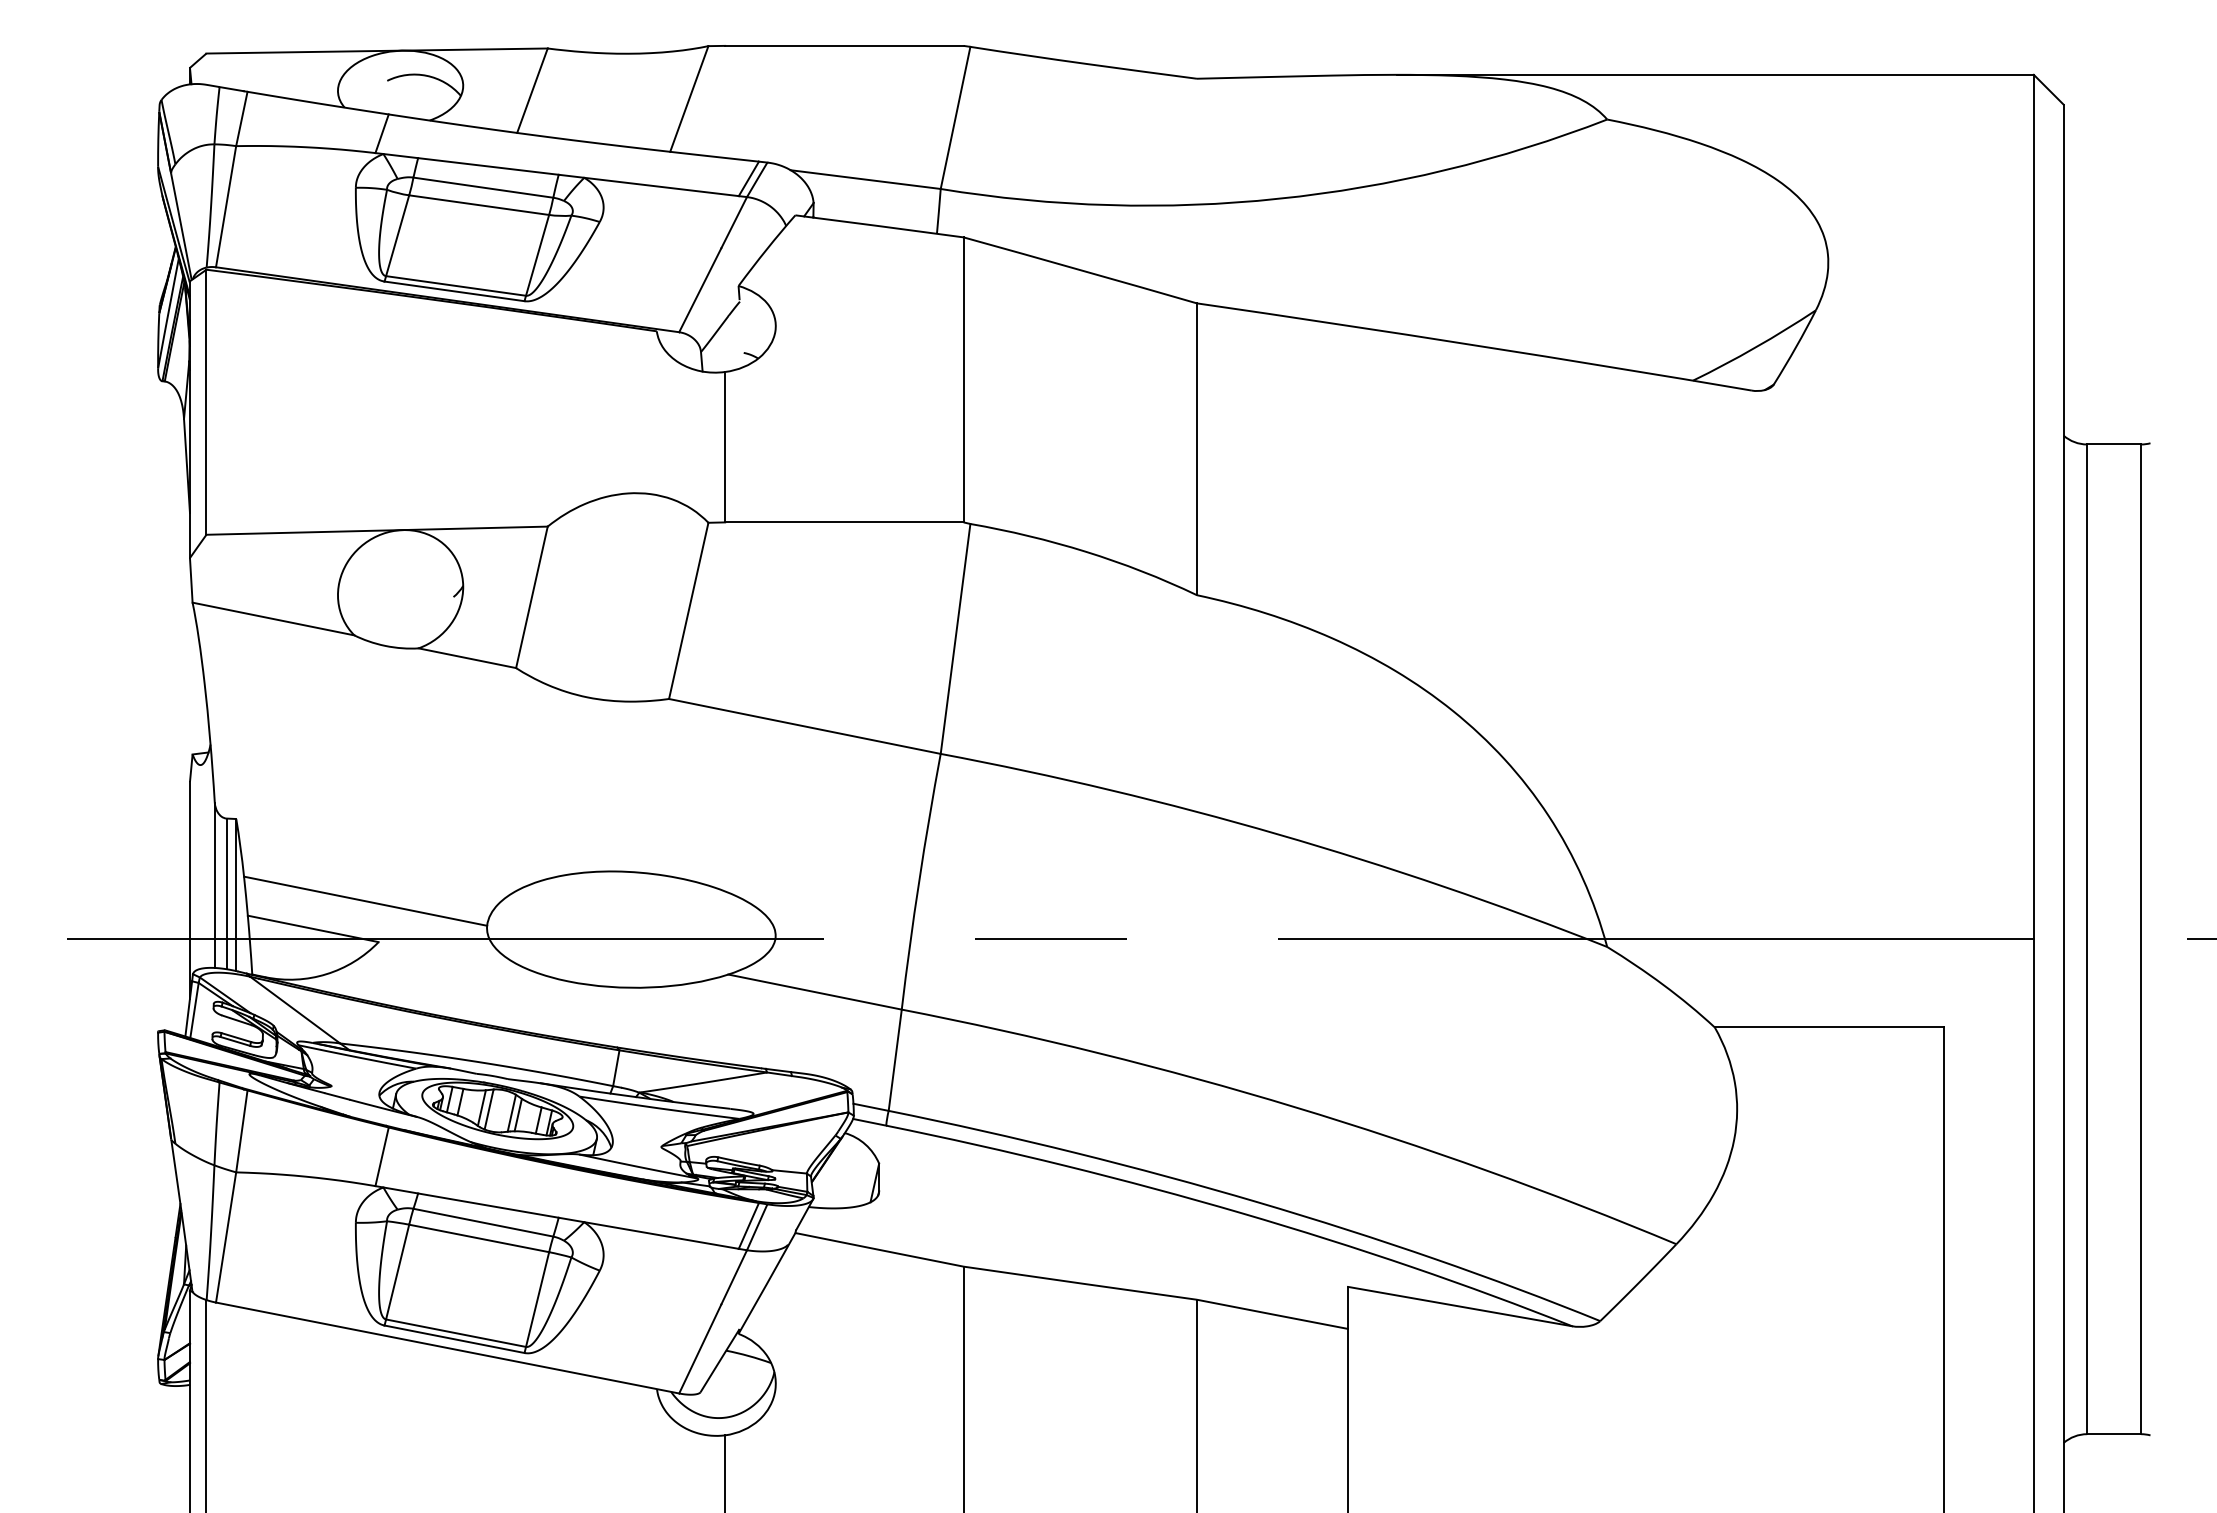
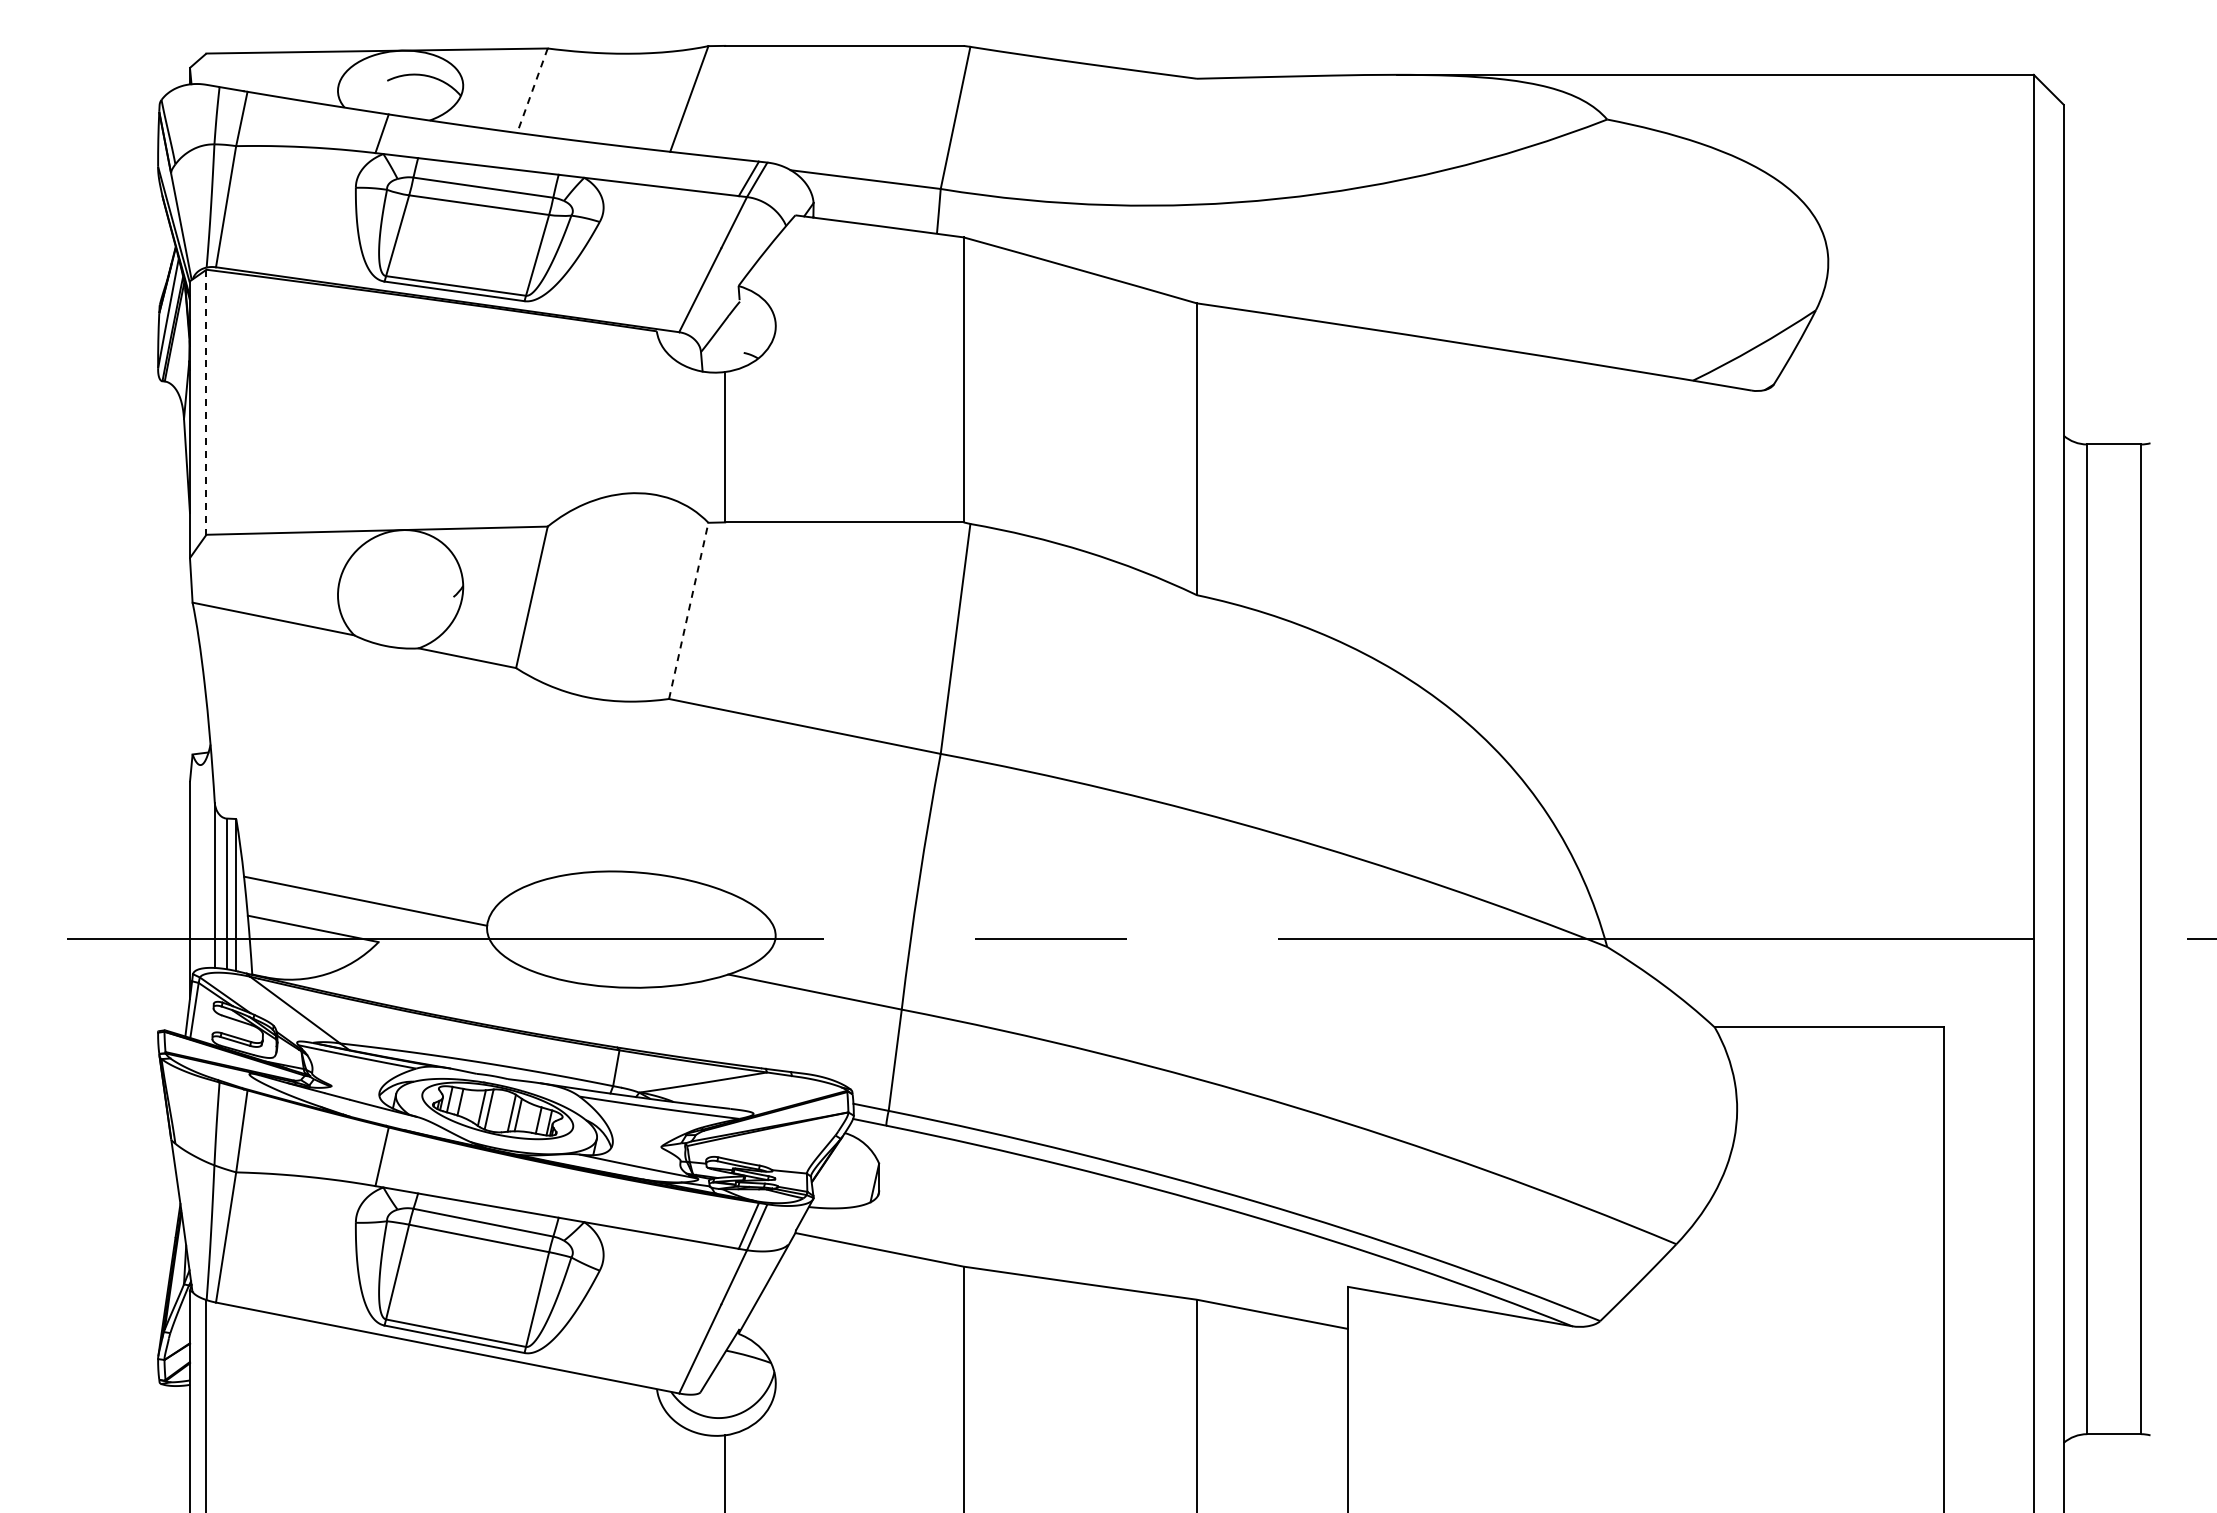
line: solid -> dashed (532, 90)
line: solid -> dashed (206, 402)
line: solid -> dashed (688, 610)
